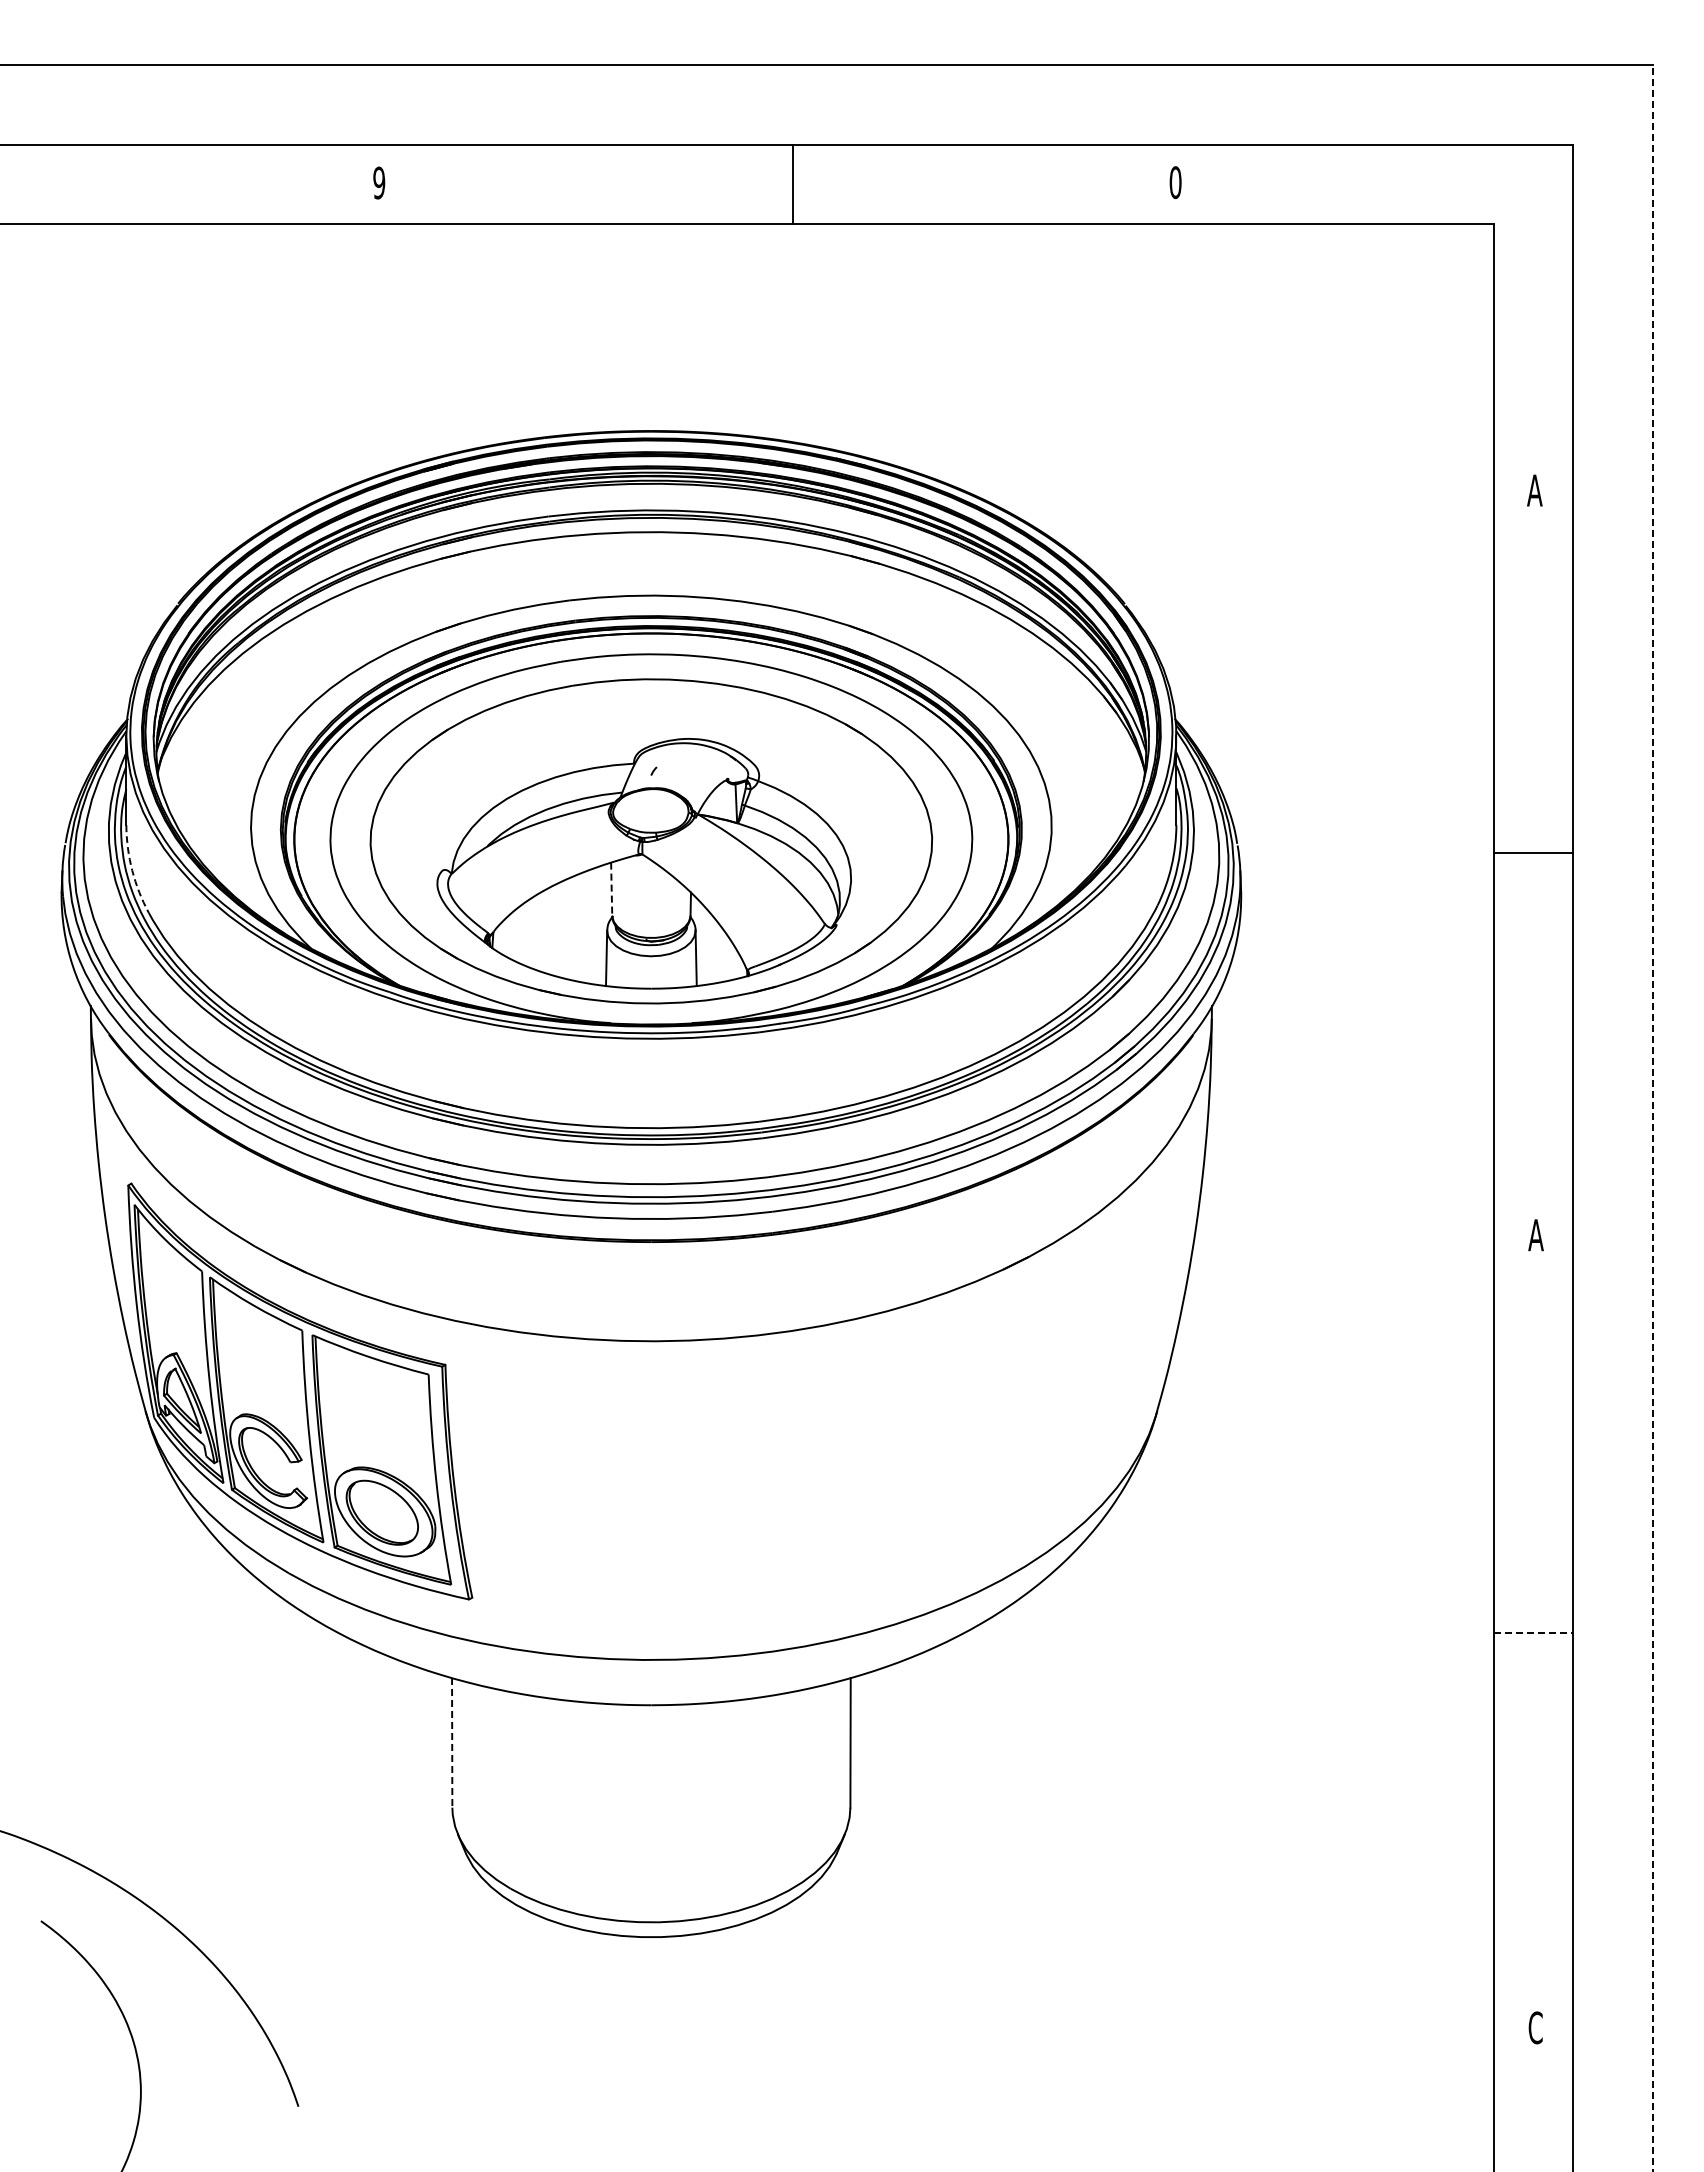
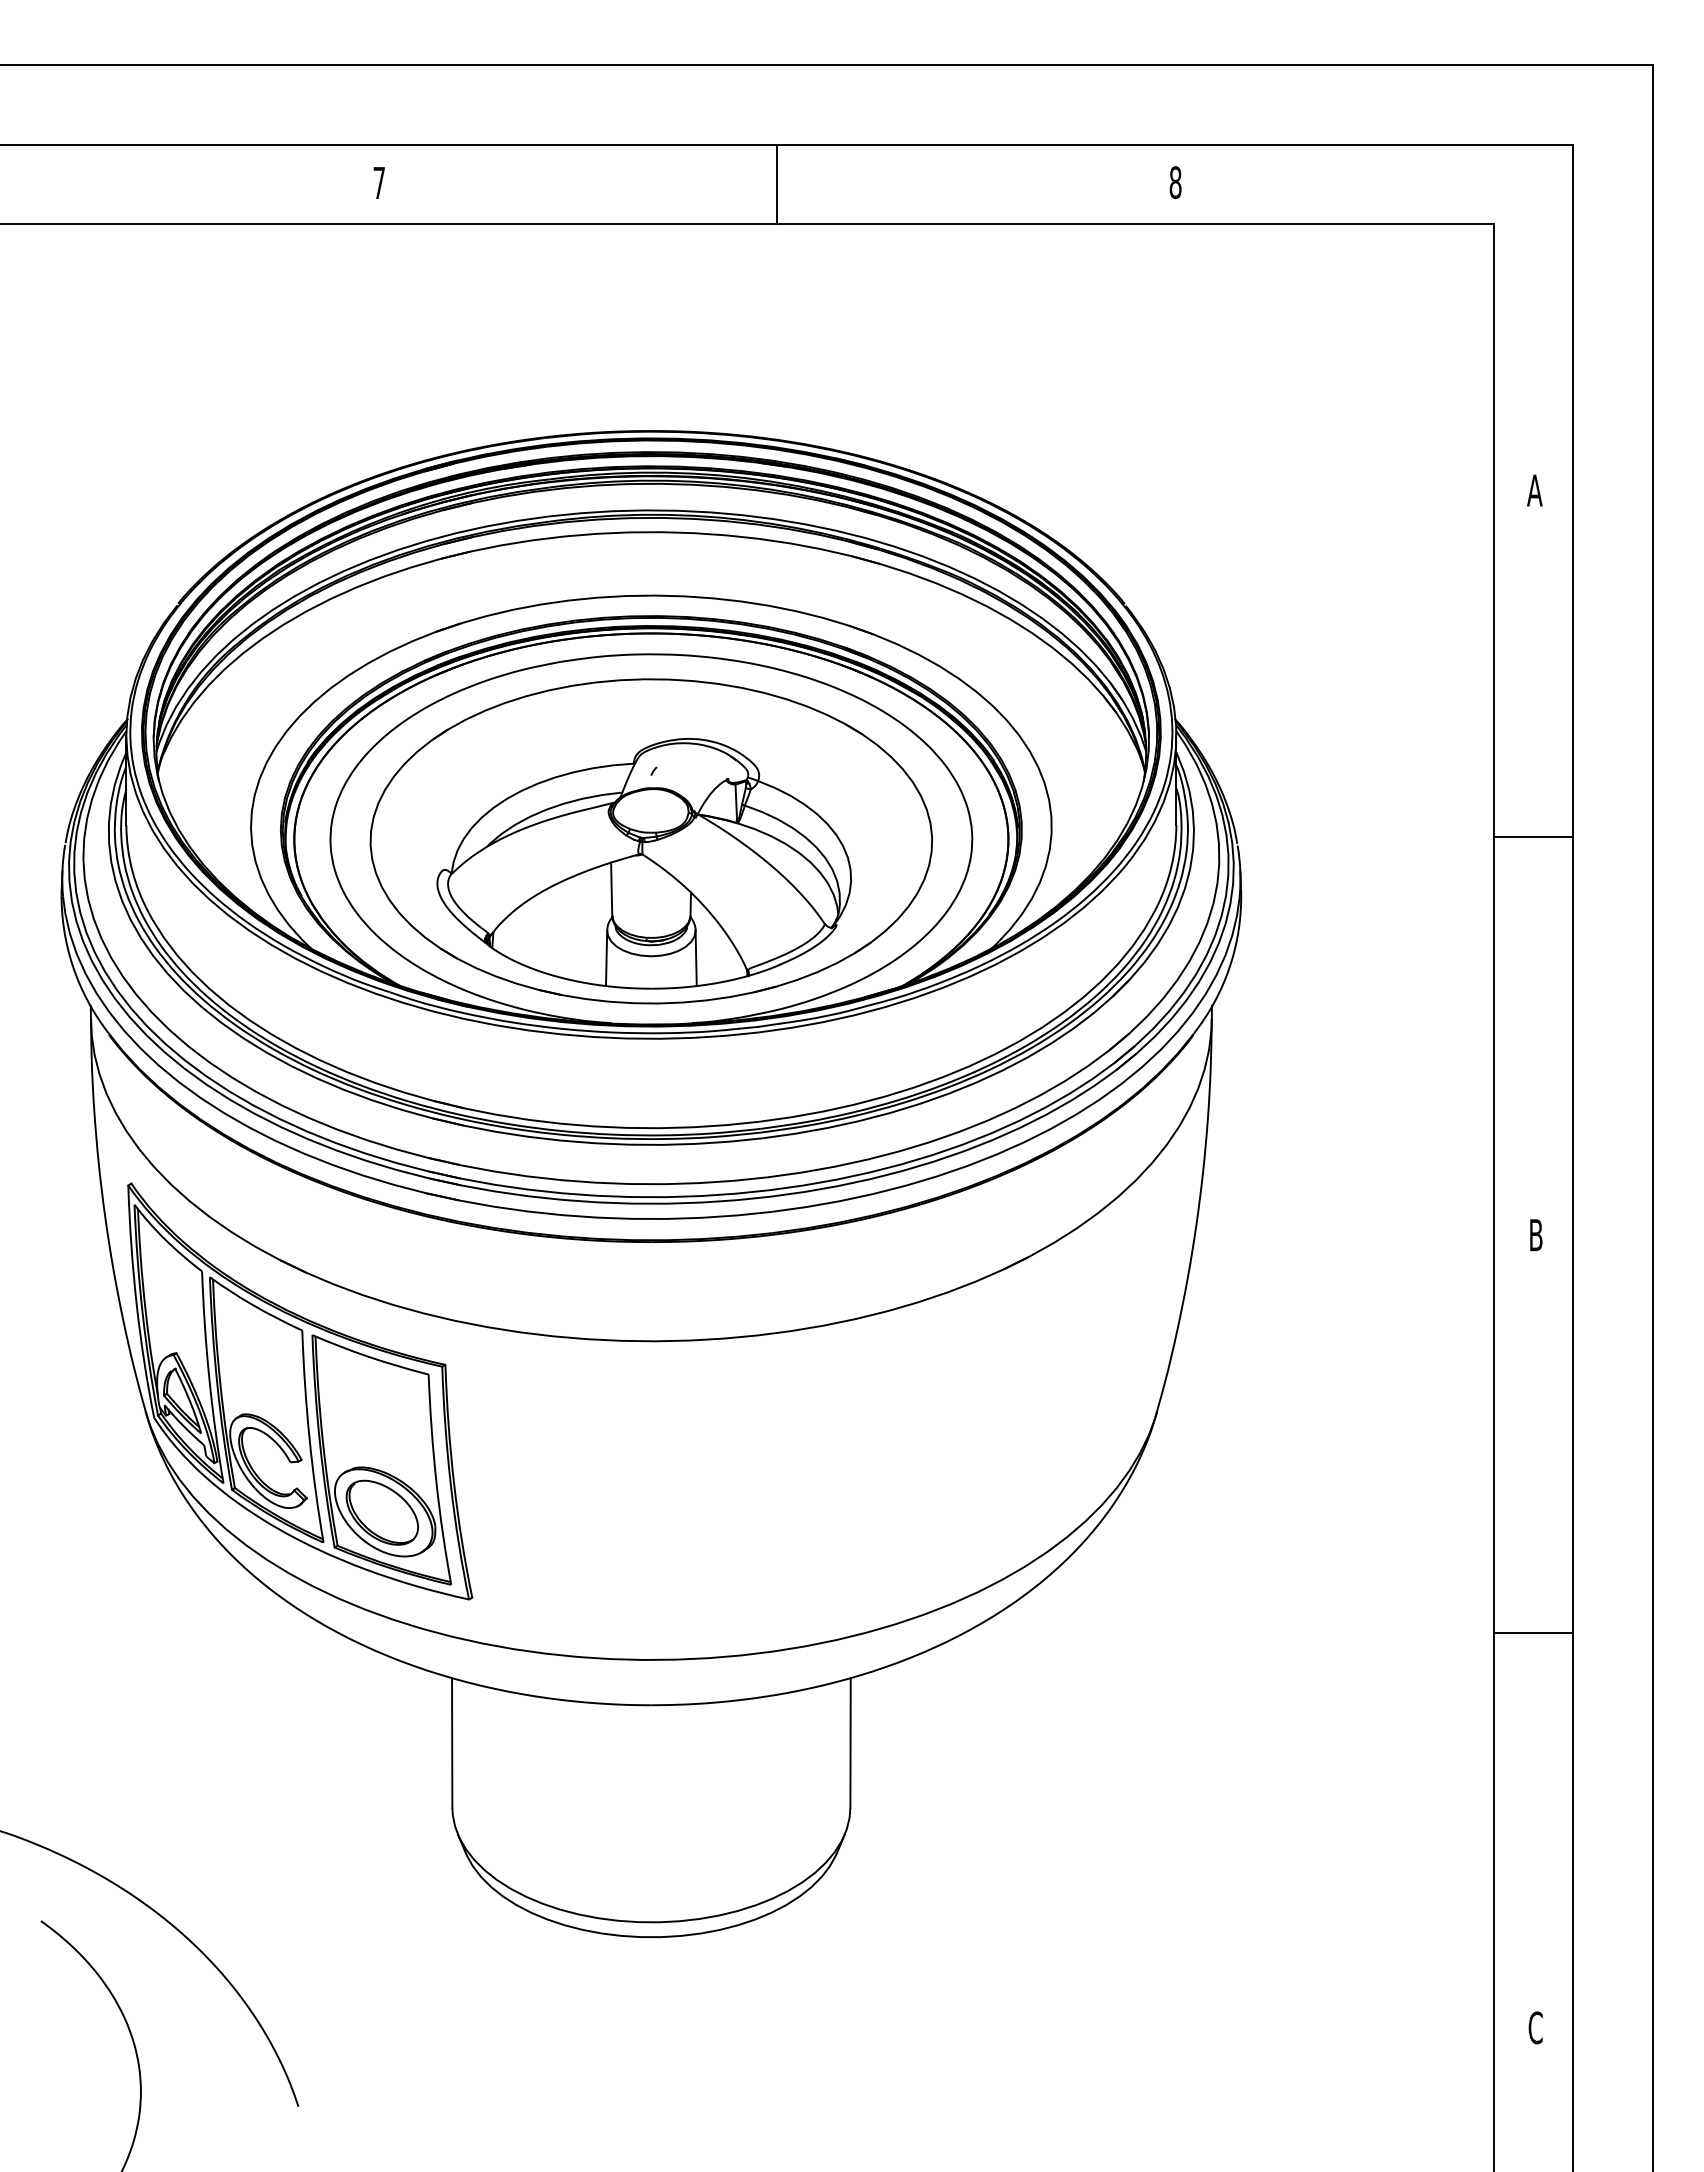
text: 9 -> 7 (379, 182)
text: 0 -> 8 (1175, 182)
line position: (793, 184) -> (777, 184) (777, 184)
line position: (1533, 853) -> (1533, 837) (1533, 837)
arc: dashed -> solid (132, 870)
line: dashed -> solid (611, 889)
line: dashed -> solid (1652, 1118)
text: A -> B (1535, 1235)
line: dashed -> solid (1533, 1633)
line: dashed -> solid (452, 1742)
